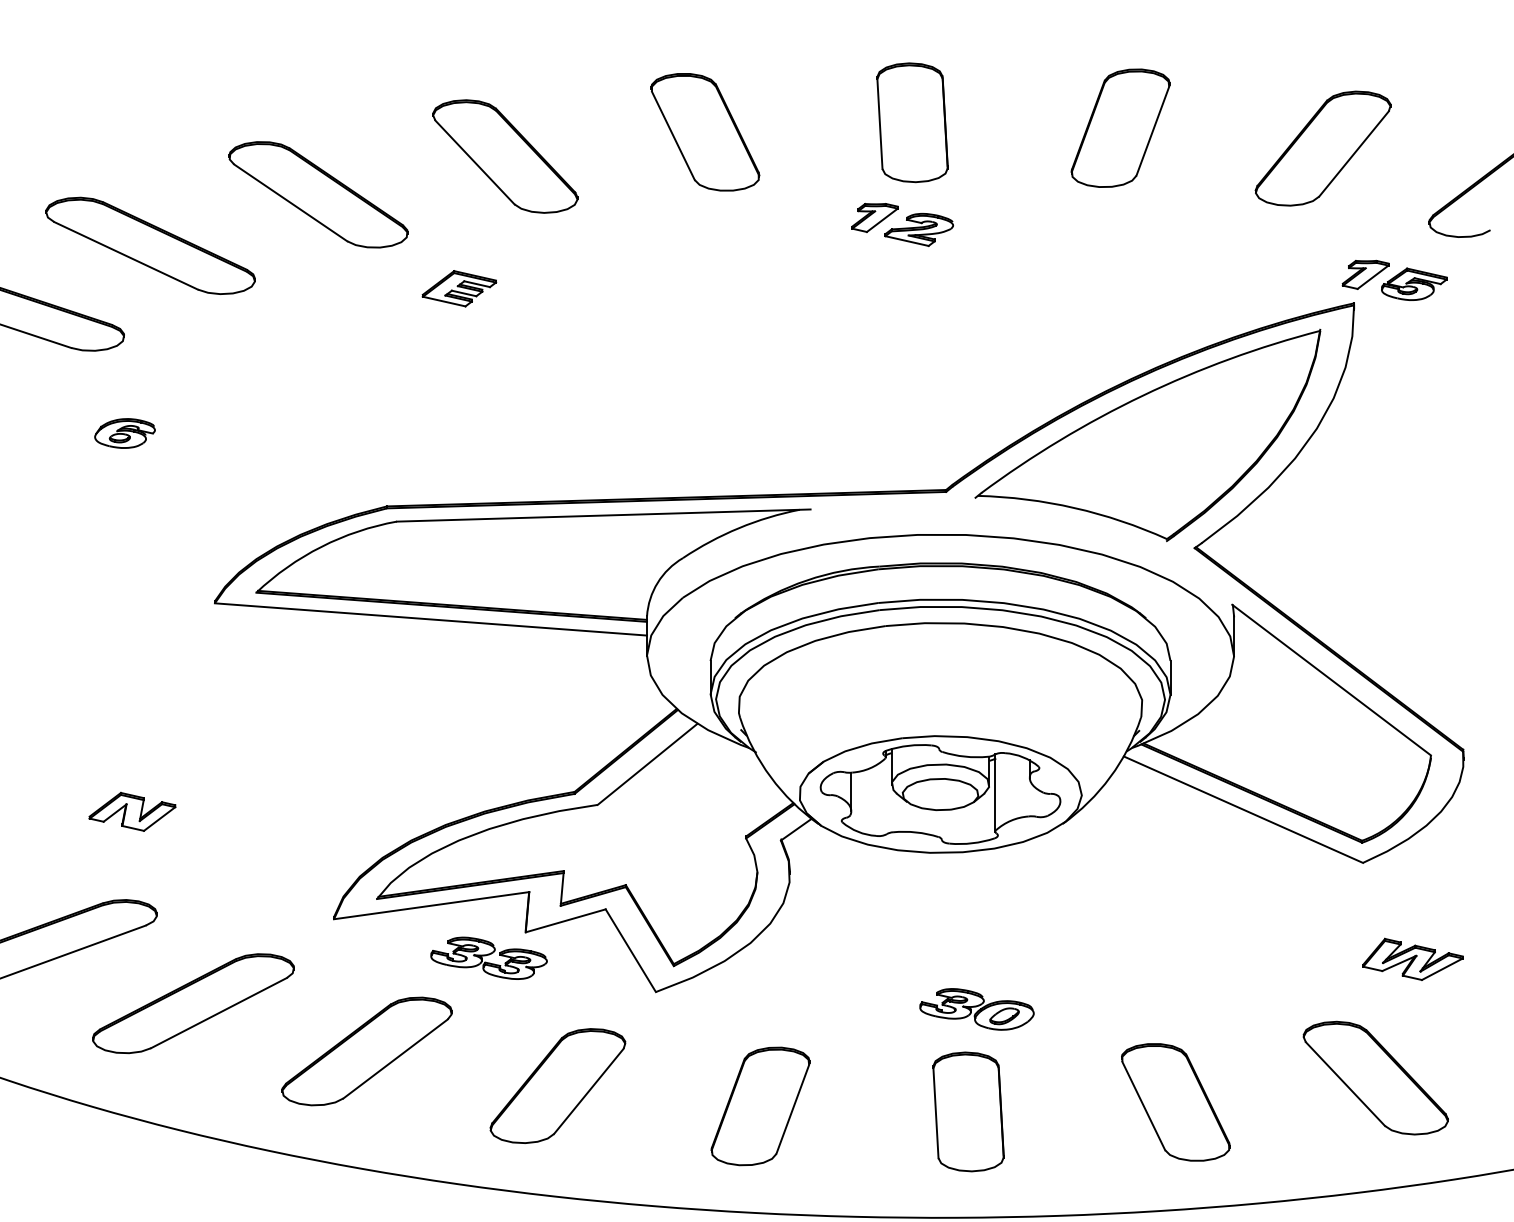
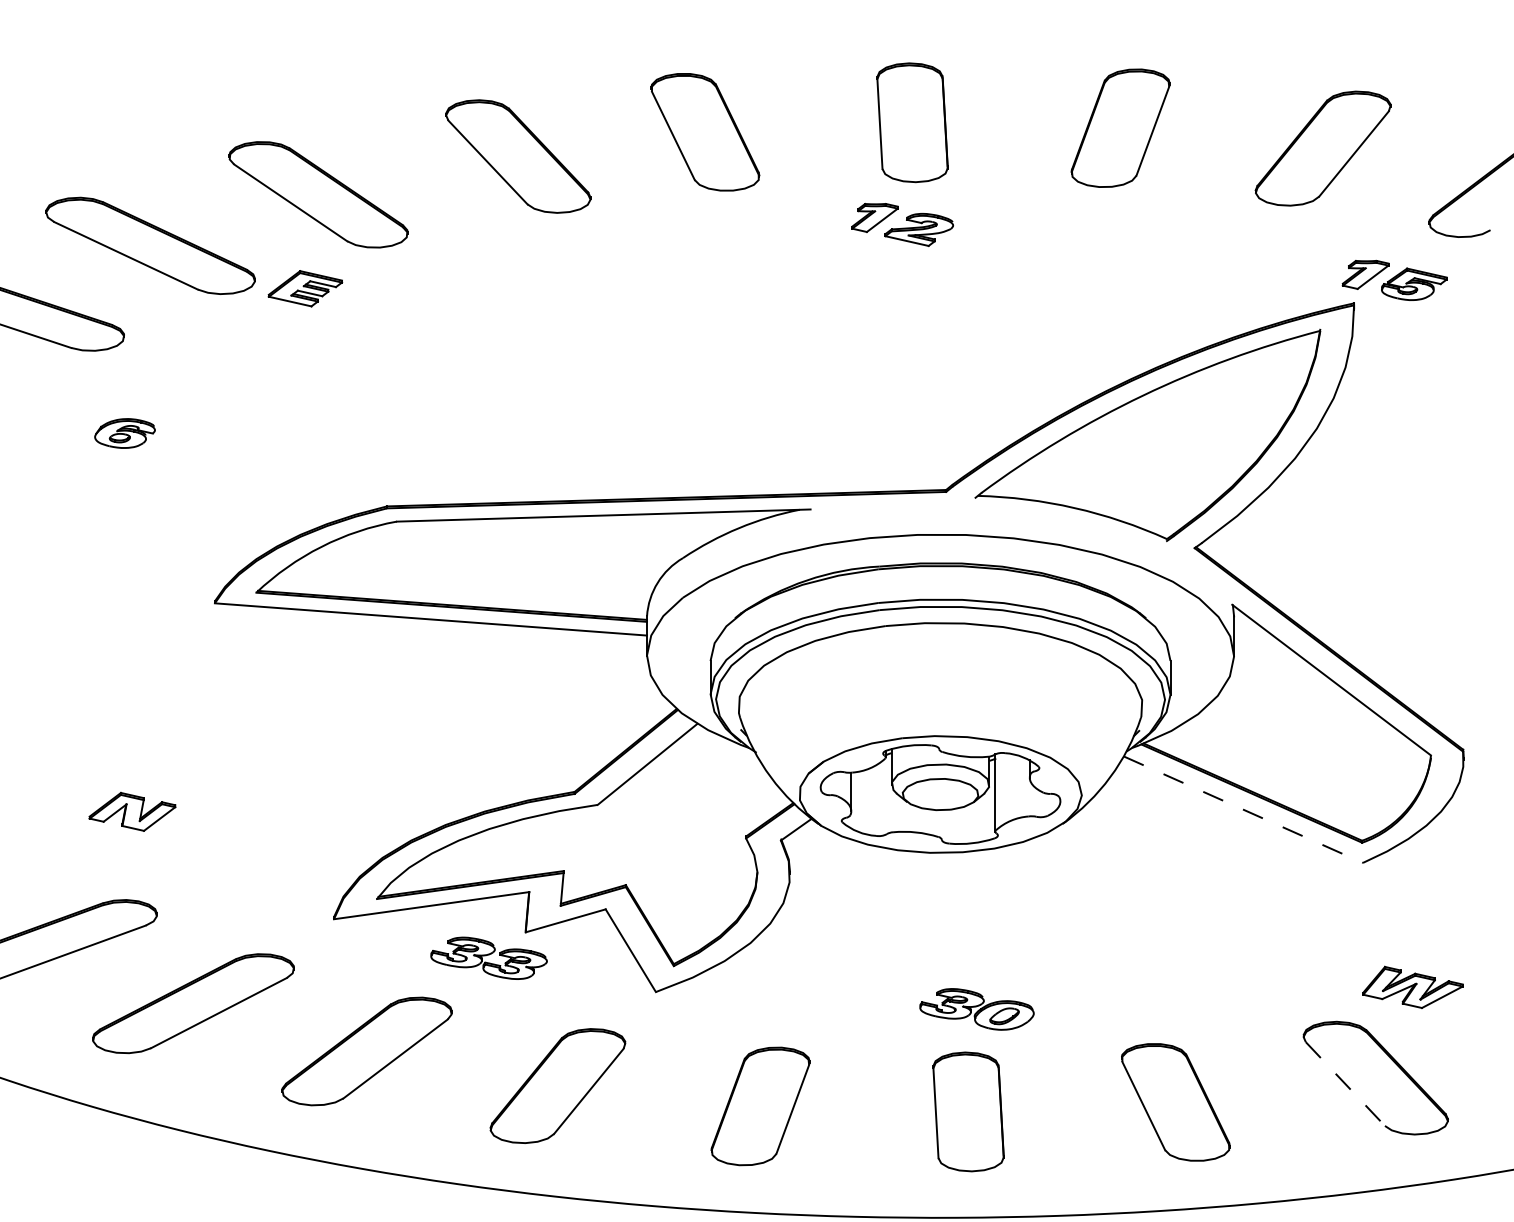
part position: (505, 156) -> (518, 156) (518, 156)
part position: (459, 288) -> (305, 288) (305, 288)
line: solid -> dashed (1243, 809)
part position: (1412, 958) -> (1412, 986) (1412, 986)
line: solid -> dashed (1345, 1084)
